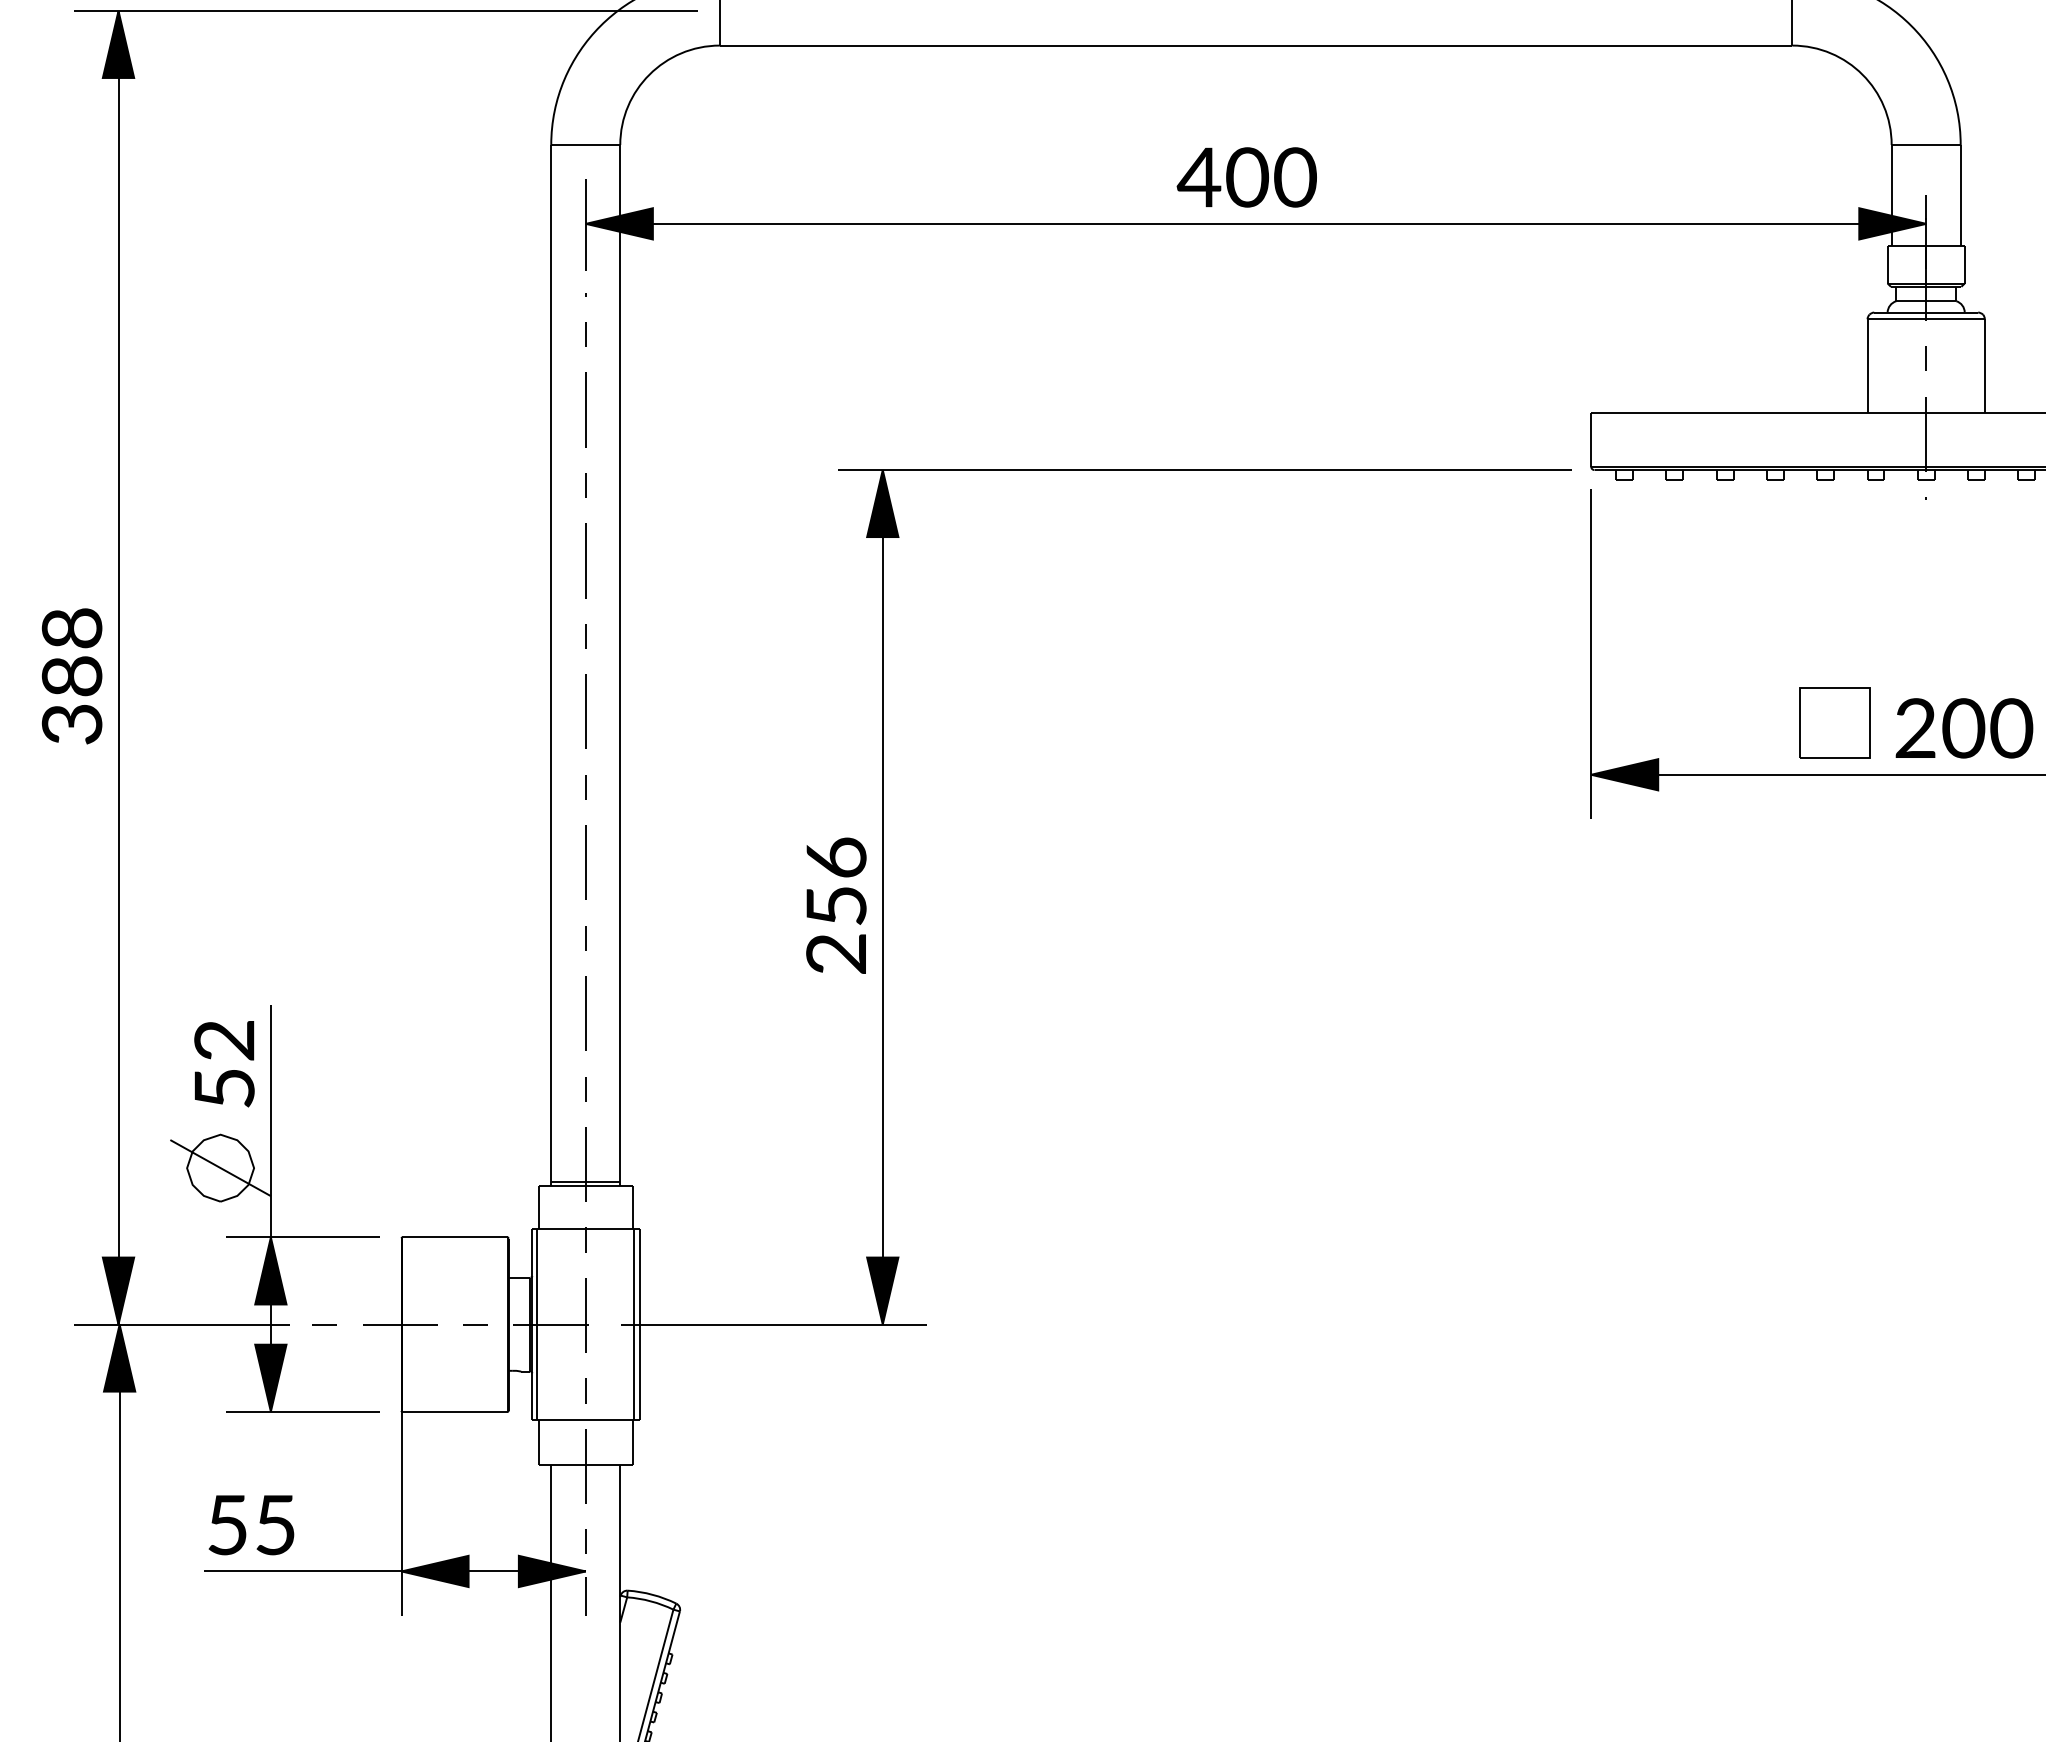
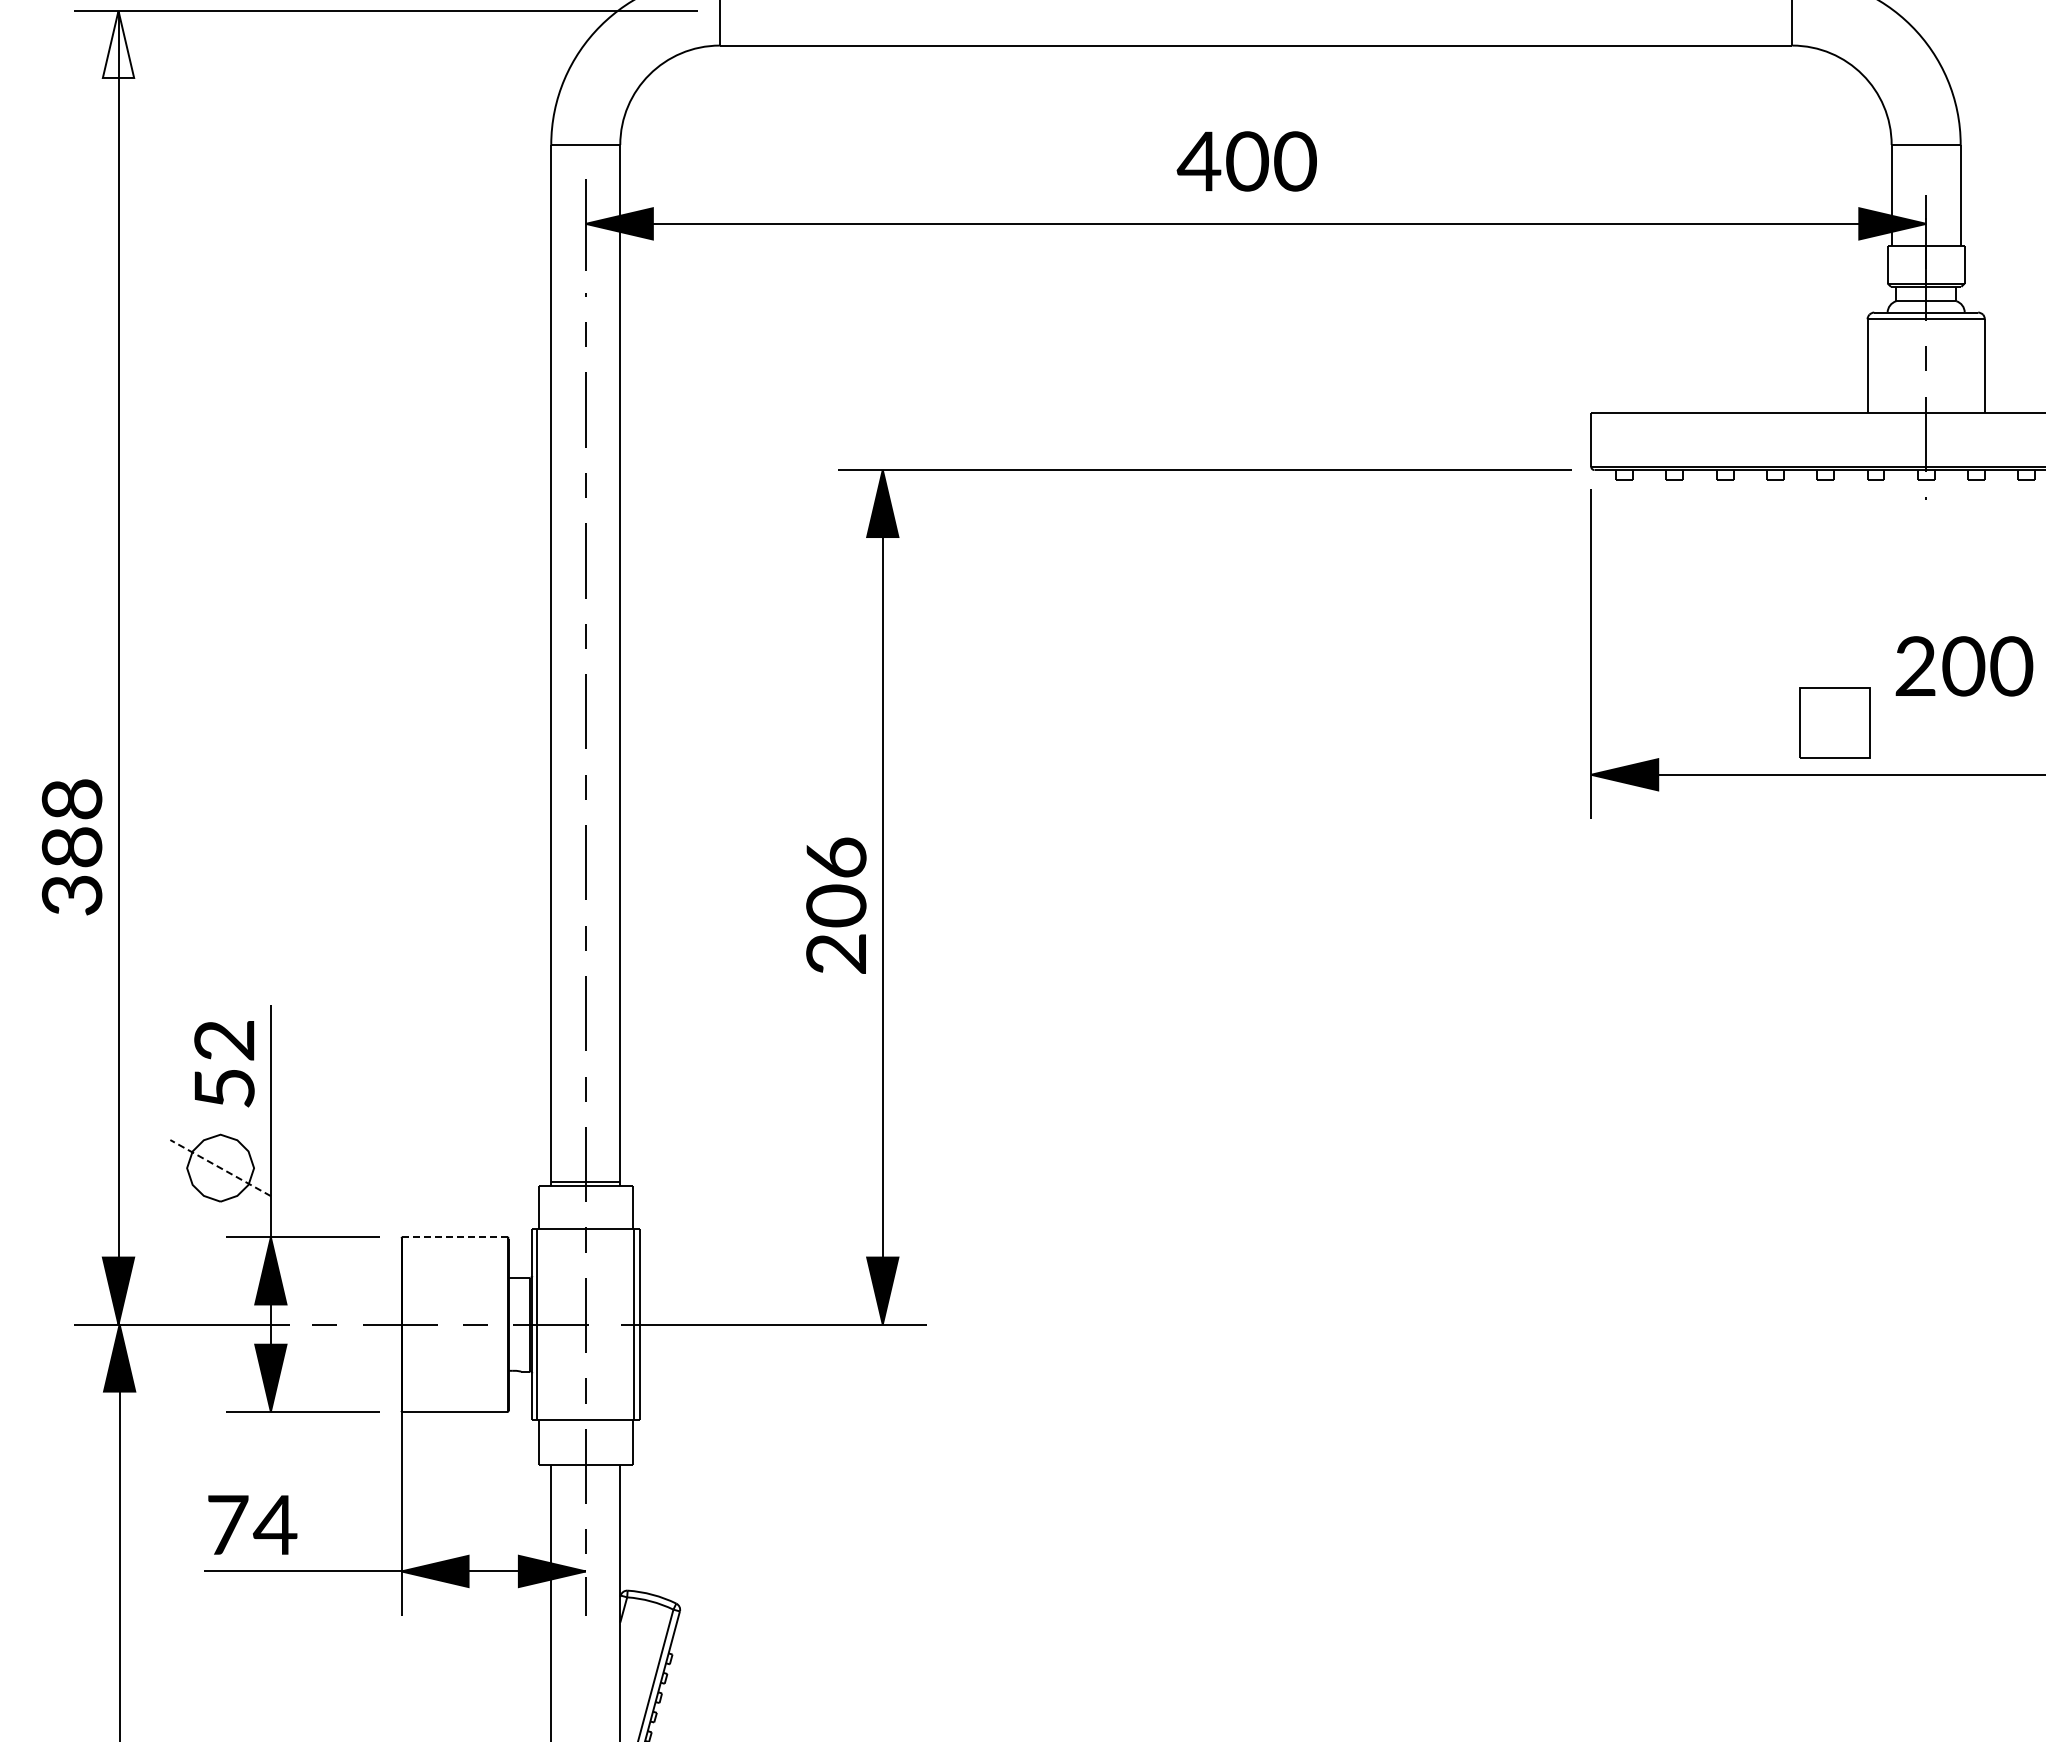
fill: present -> none (118, 43)
text position: (1246, 177) -> (1246, 161) (1246, 161)
text position: (71, 676) -> (71, 847) (71, 847)
text position: (1964, 728) -> (1964, 666) (1964, 666)
text: 256 -> 206 (836, 905)
line: solid -> dashed (220, 1168)
line: solid -> dashed (454, 1237)
text: 55 -> 74 (252, 1525)
